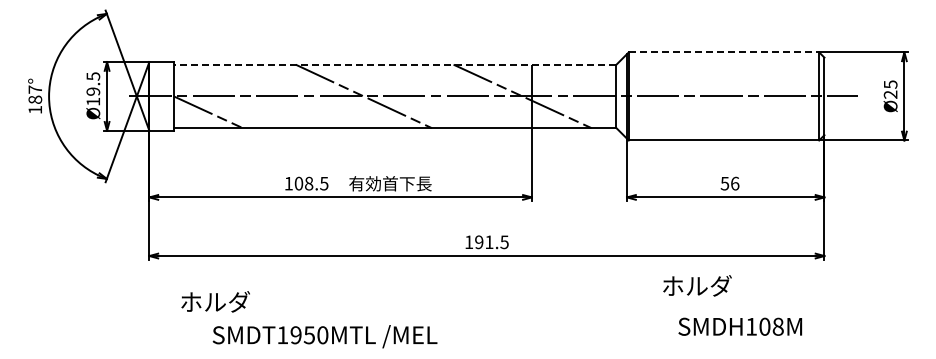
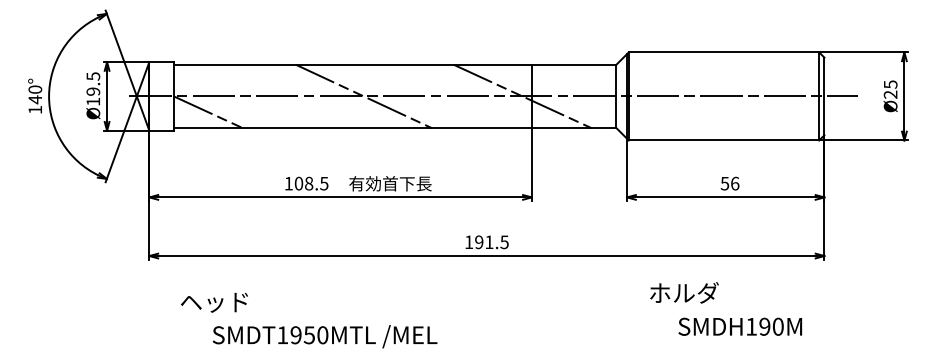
line: dashed -> solid (724, 52)
line: dashed -> solid (394, 64)
text: 187° -> 140° (35, 94)
text position: (697, 285) -> (684, 292) (684, 292)
text: ホルダ -> ヘッド (215, 301)
text: SMDH108M -> SMDH190M (771, 326)
